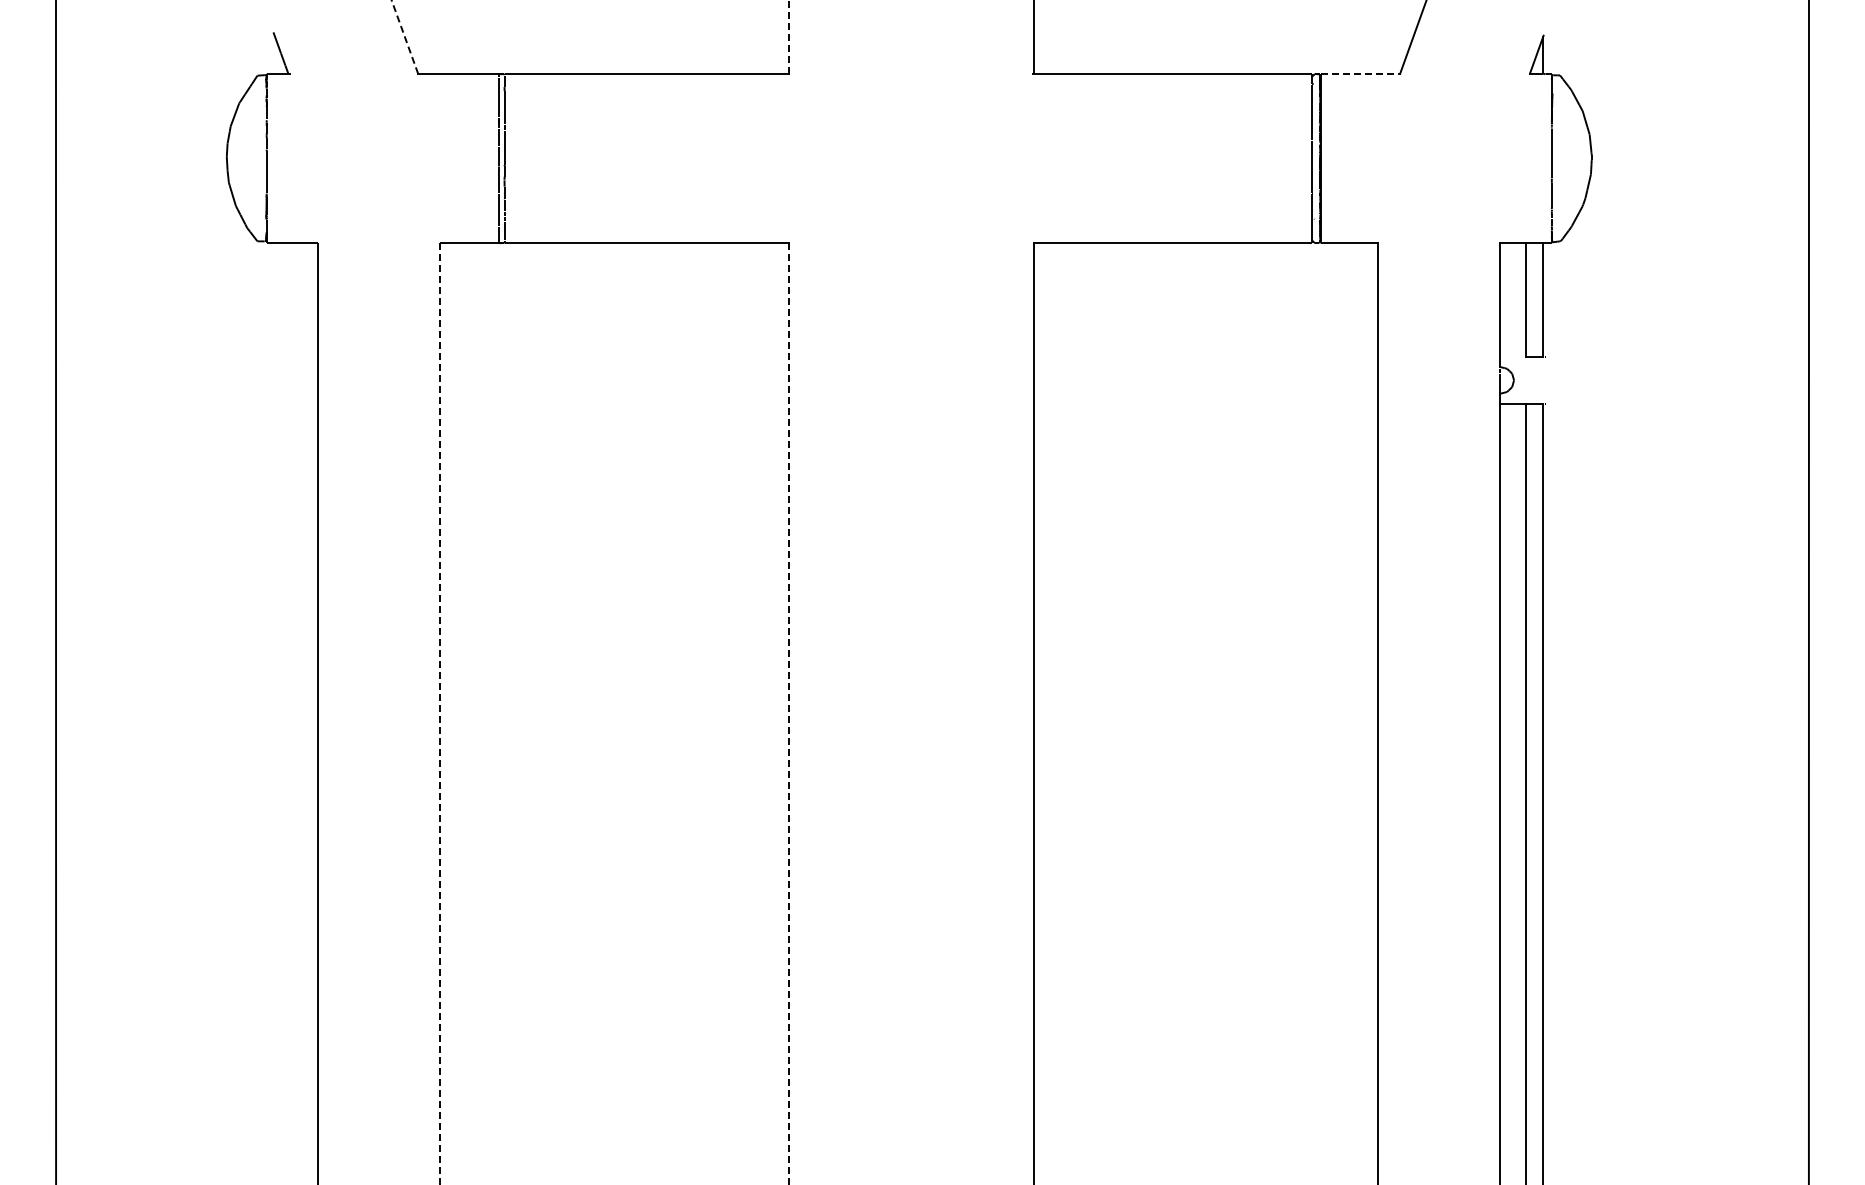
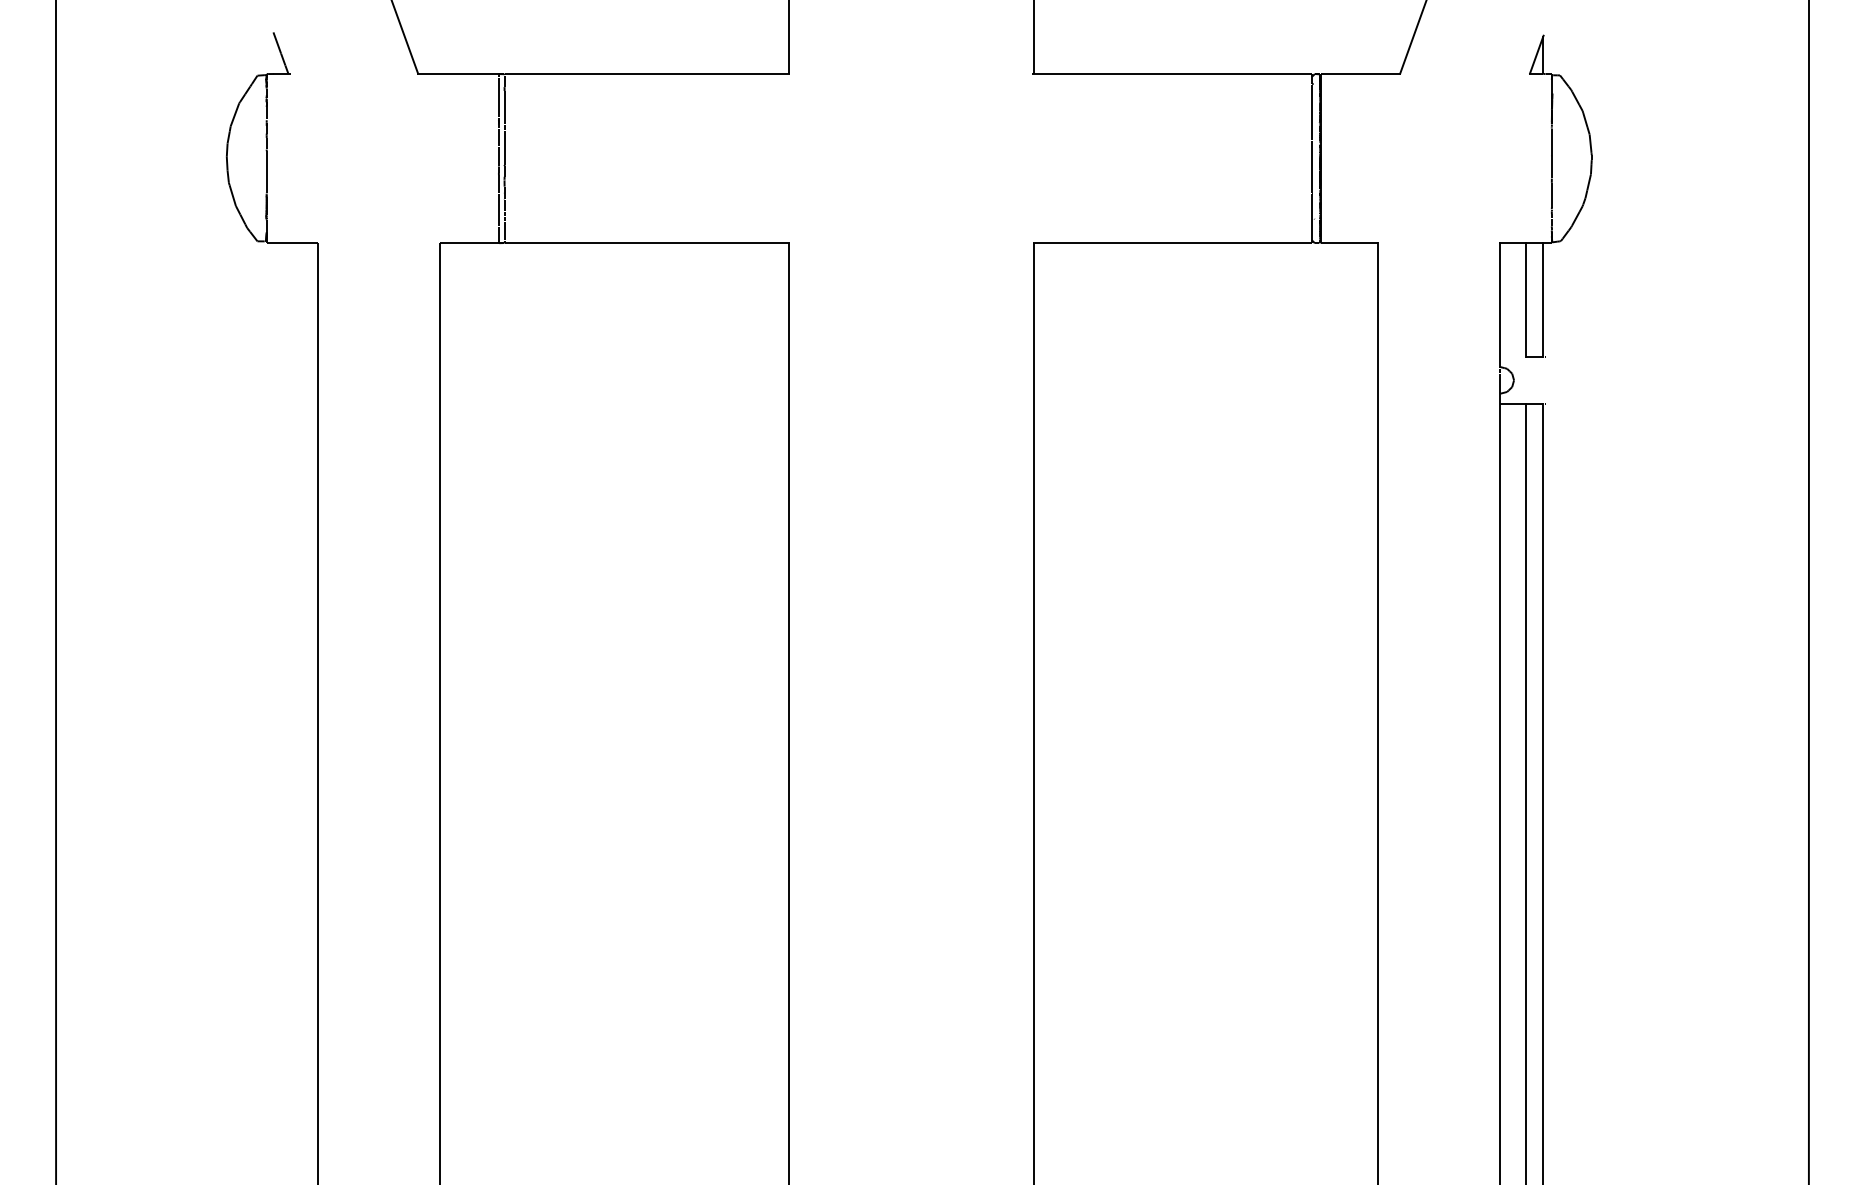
line: dashed -> solid (405, 37)
line: dashed -> solid (788, 37)
line: dashed -> solid (1360, 73)
line: dashed -> solid (788, 713)
line: dashed -> solid (440, 714)
